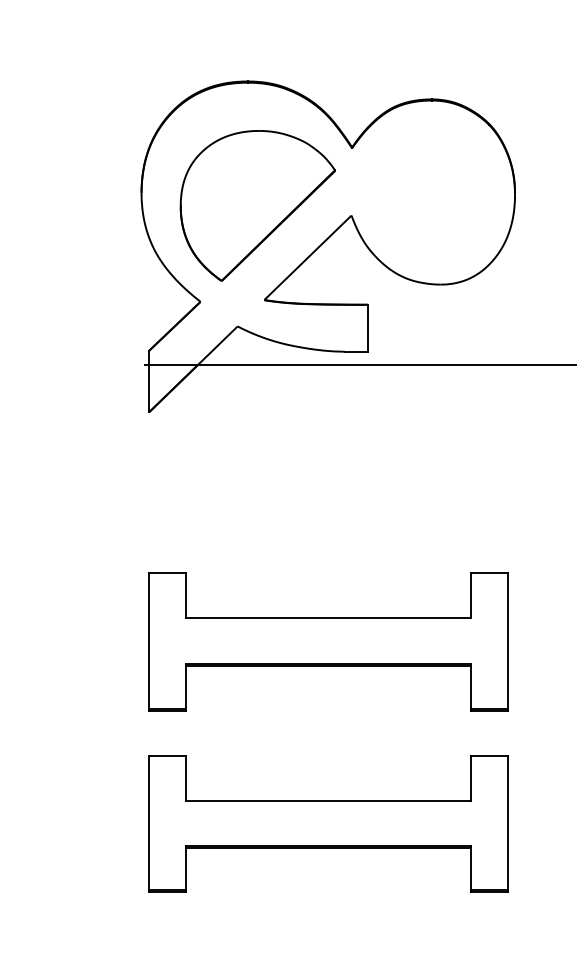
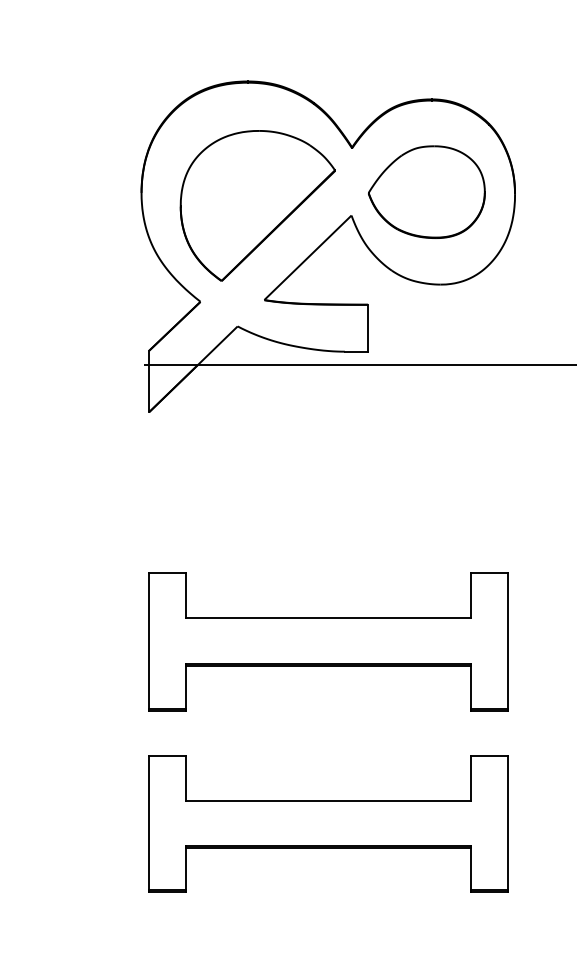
part: none -> present (426, 191)
